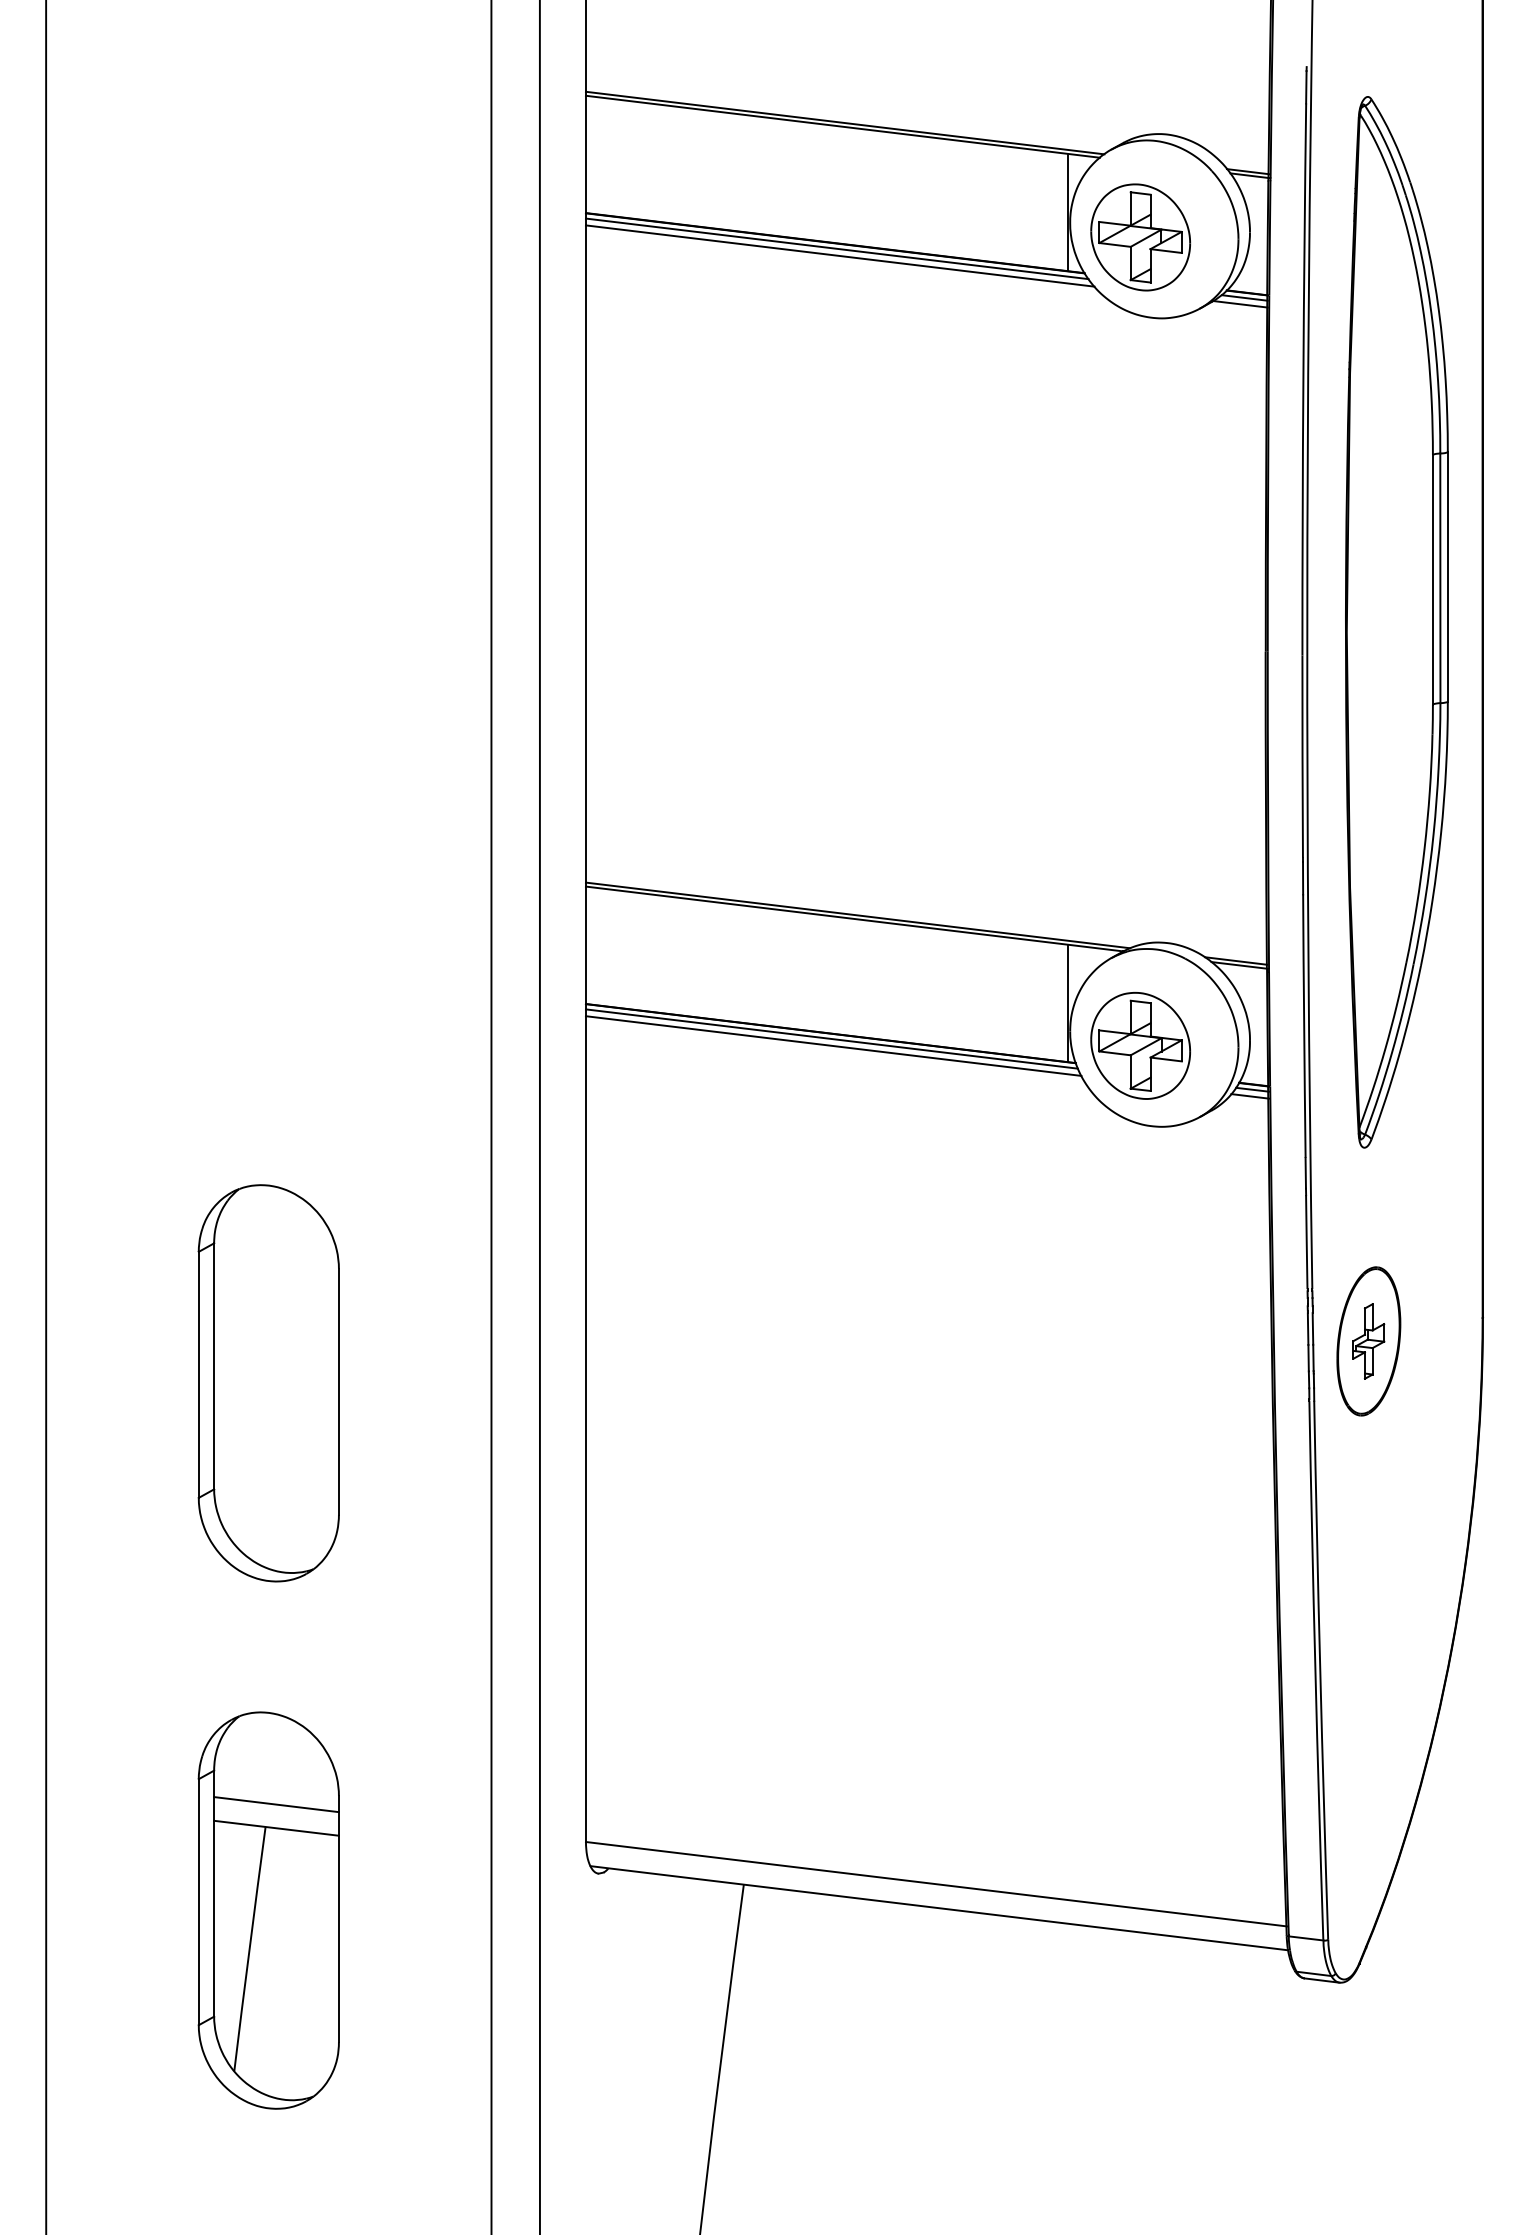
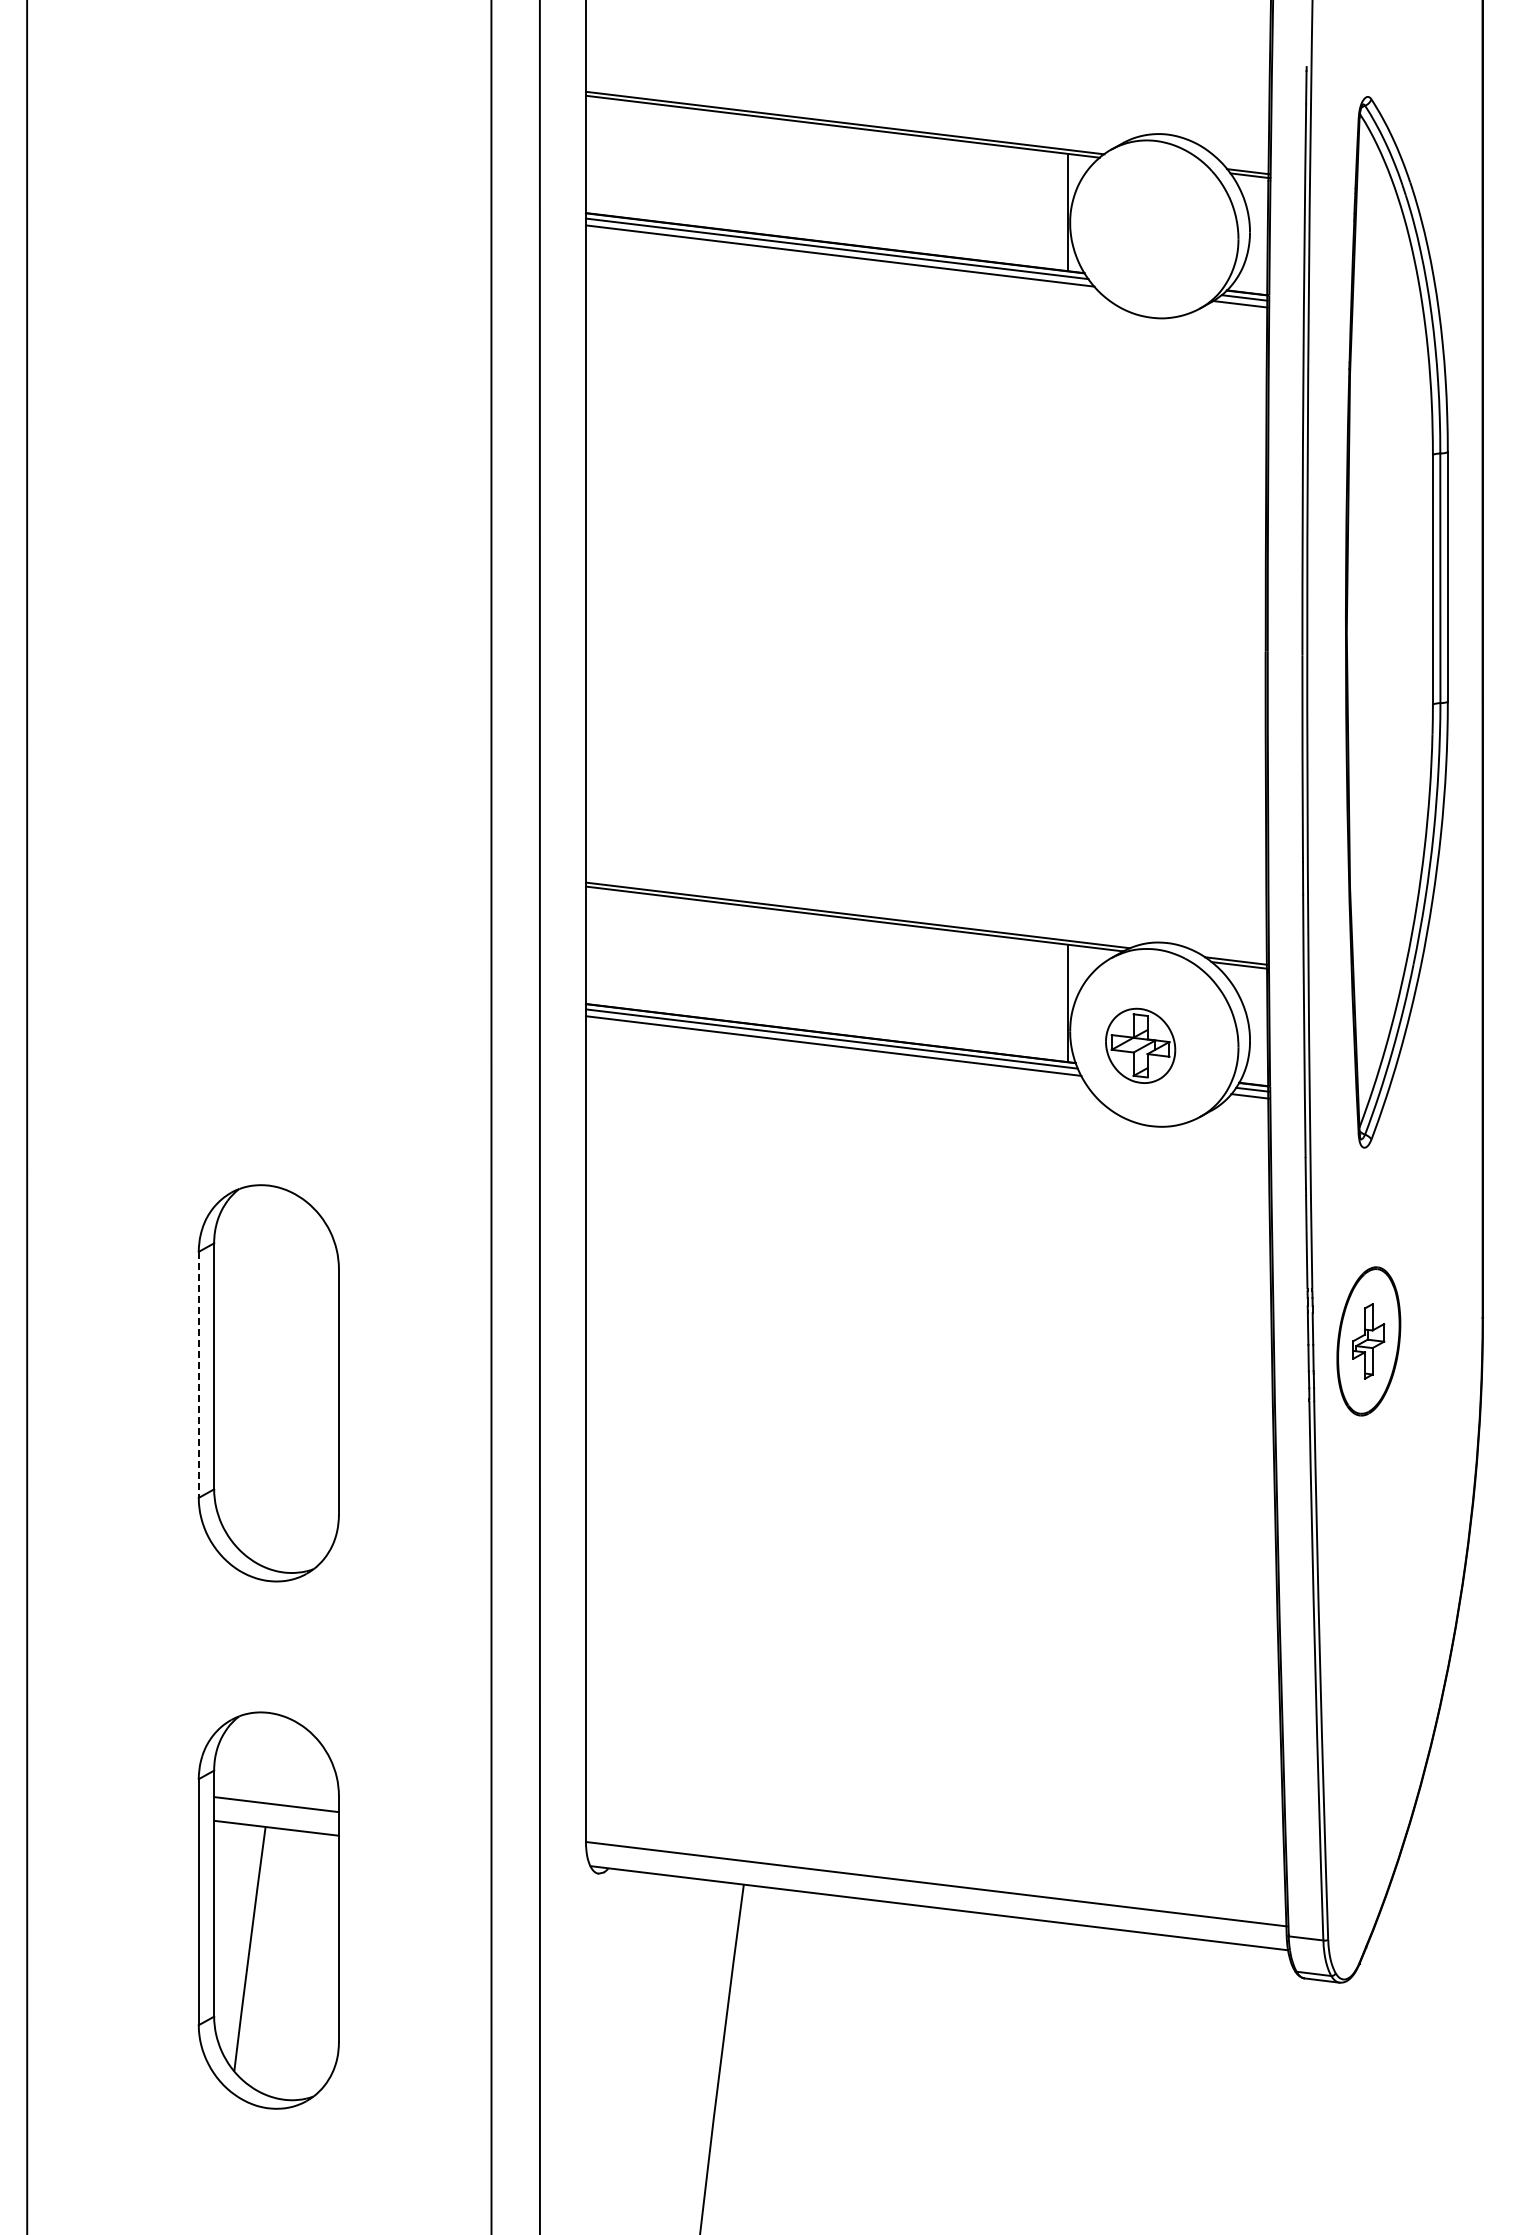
part: present -> none (1140, 237)
part size: 101x108 px -> 72x77 px (1140, 1045)
line position: (46, 1116) -> (27, 1116) (27, 1116)
line: solid -> dashed (198, 1375)
